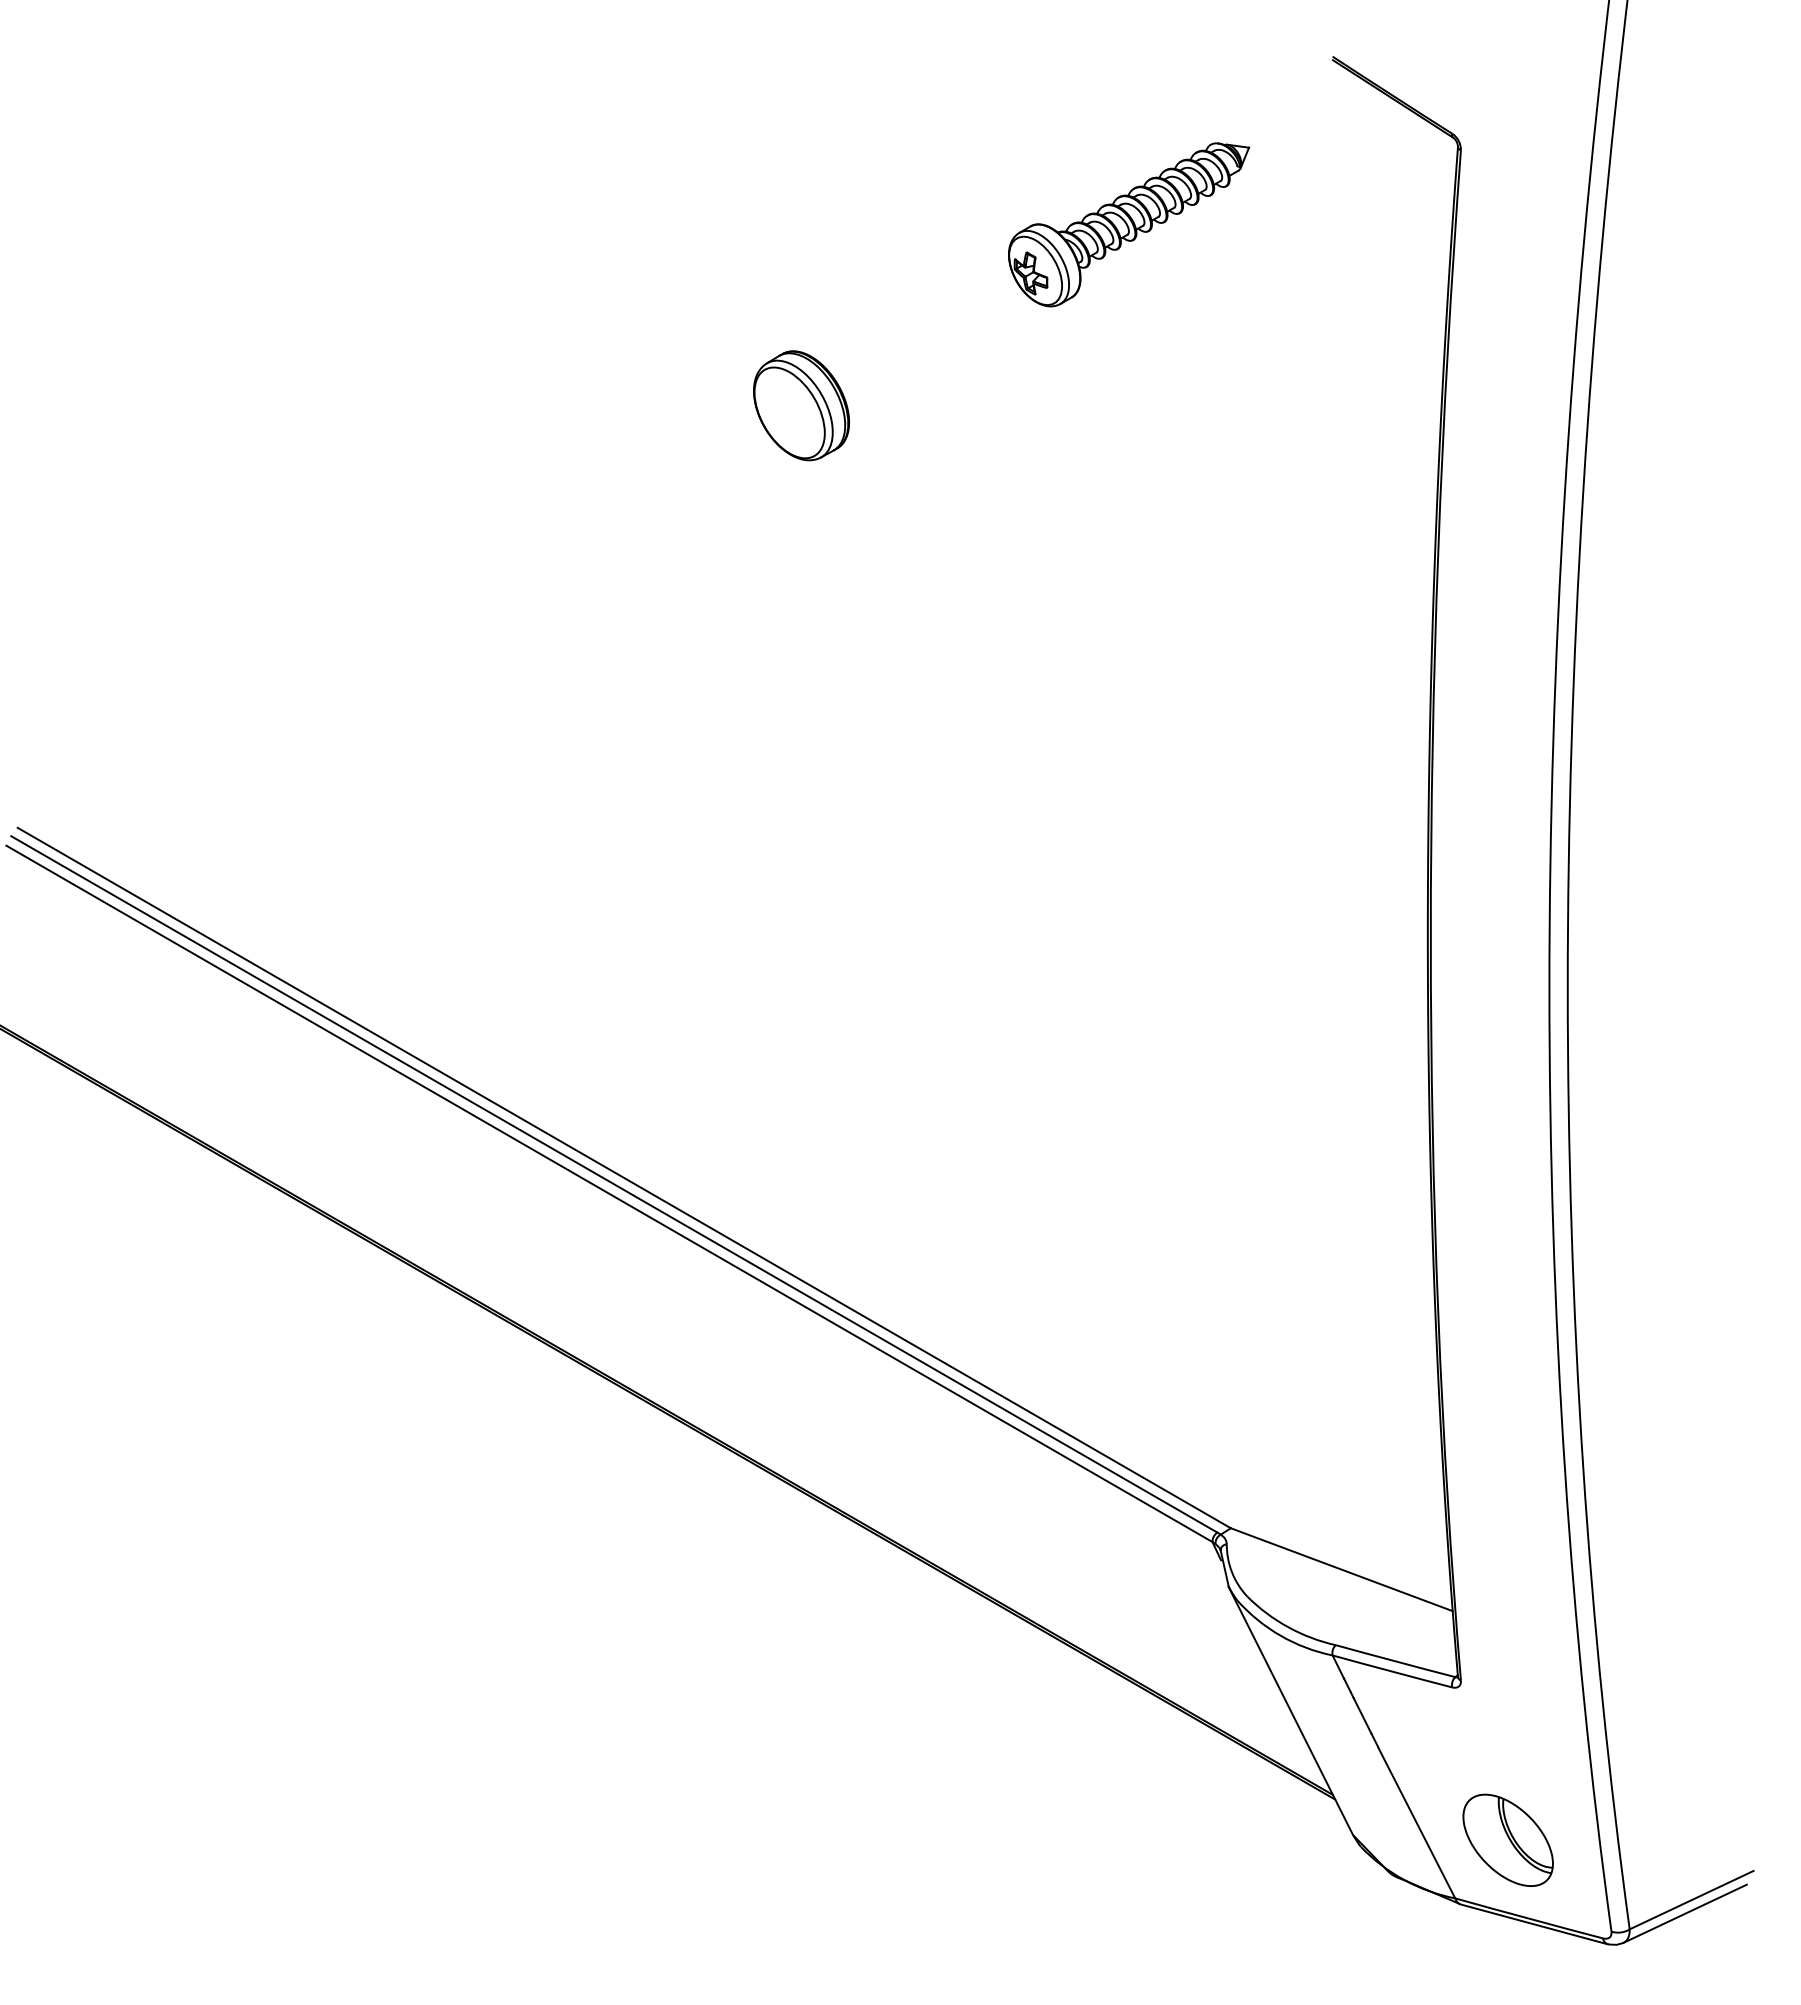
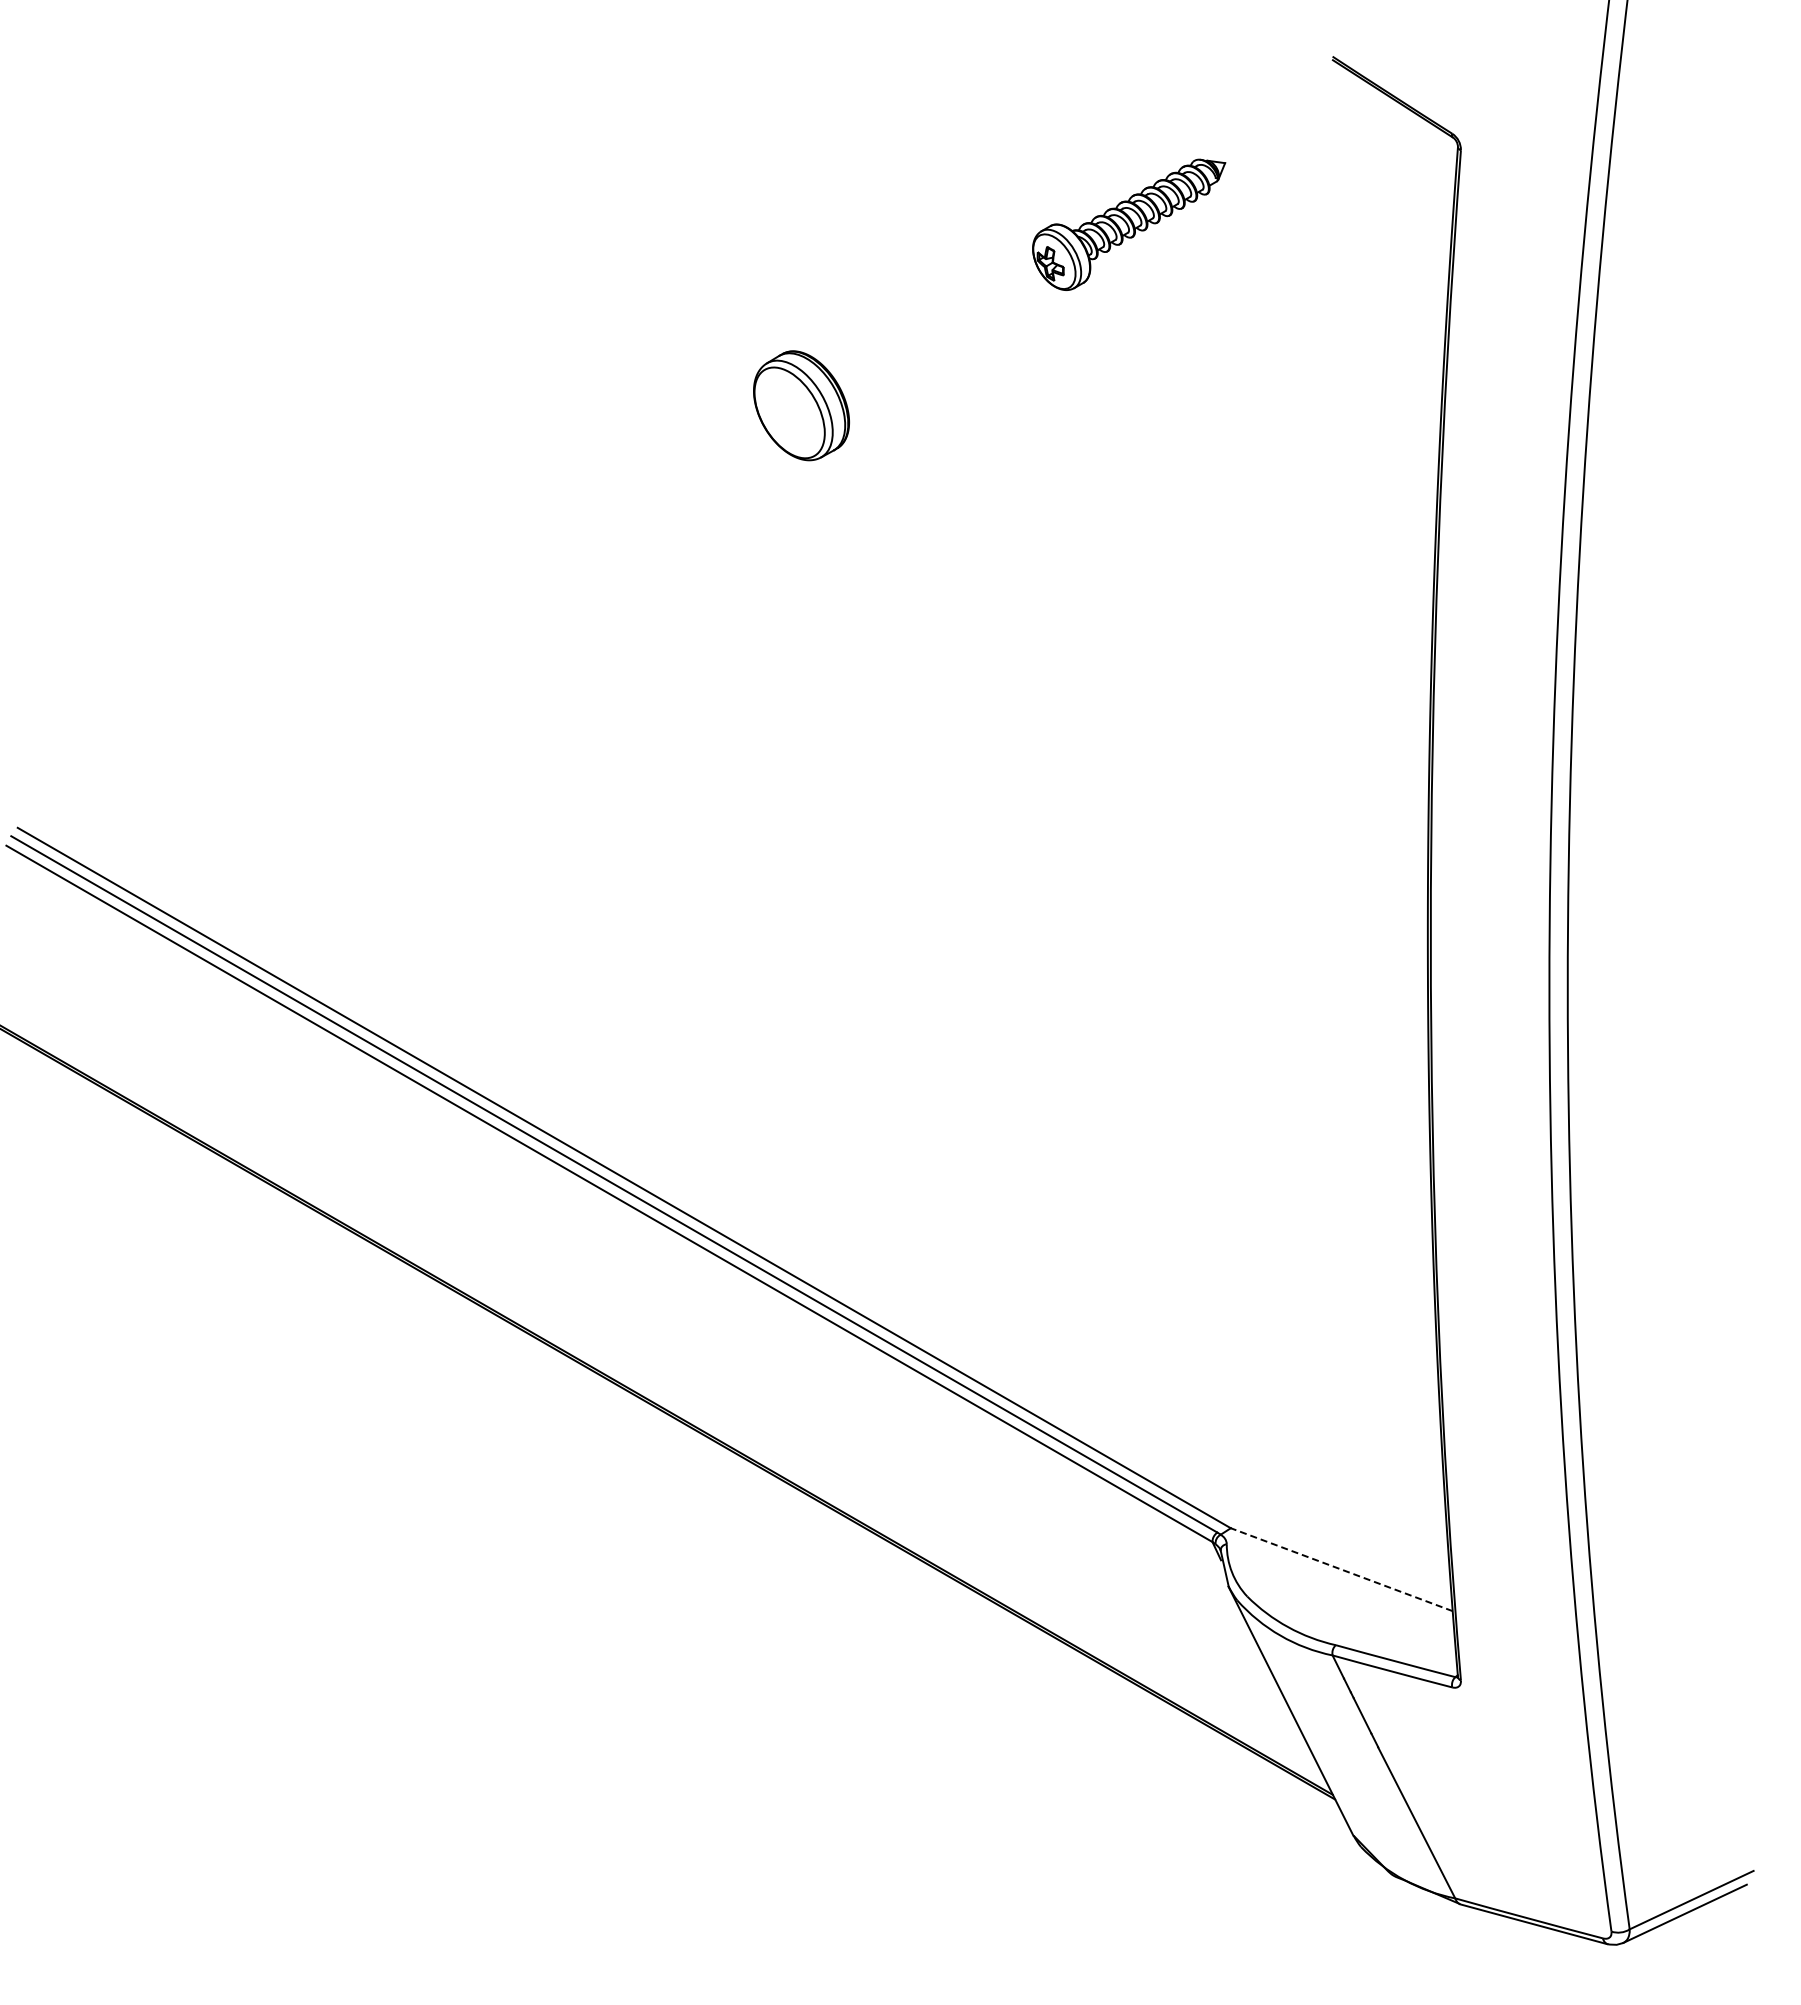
part size: 243x166 px -> 195x133 px (1129, 224)
line: solid -> dashed (1341, 1569)
part: present -> none (1507, 1839)
